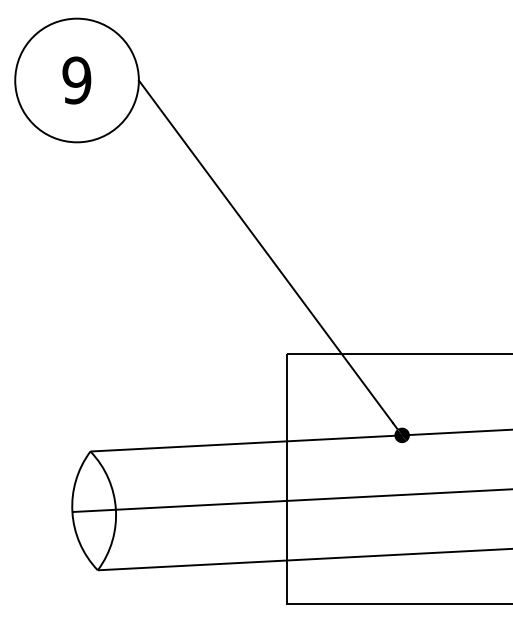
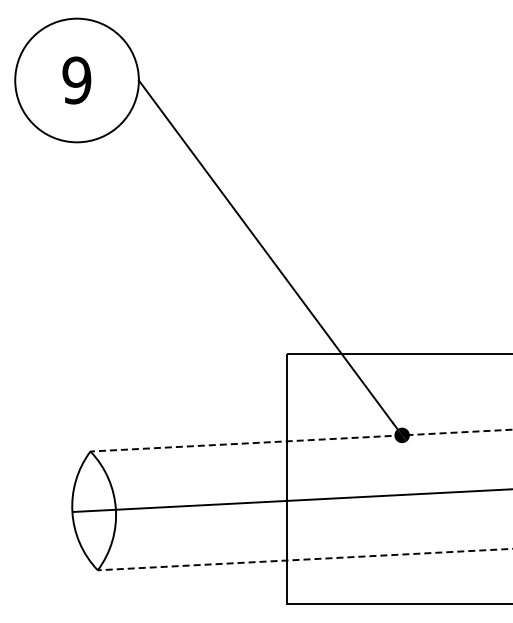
line: solid -> dashed (300, 440)
line: solid -> dashed (304, 559)
